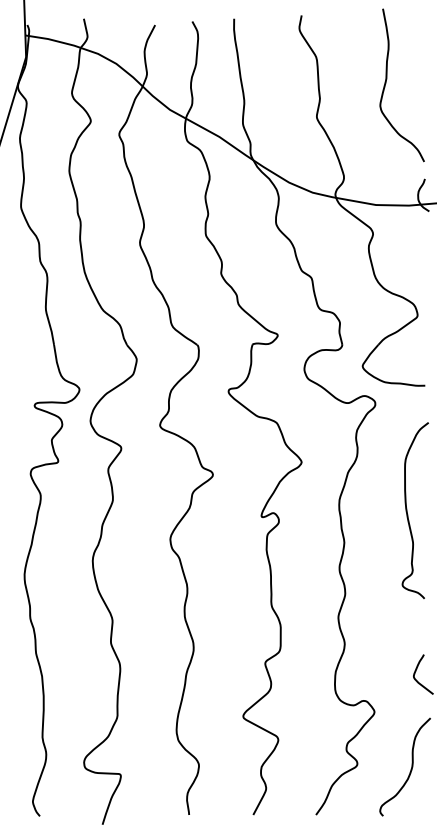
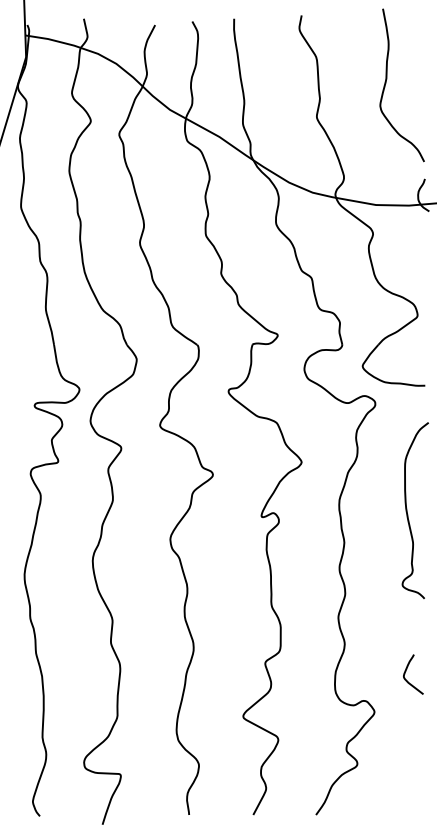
curve position: (416, 671) -> (406, 671) (406, 671)
curve: present -> none (410, 769)
